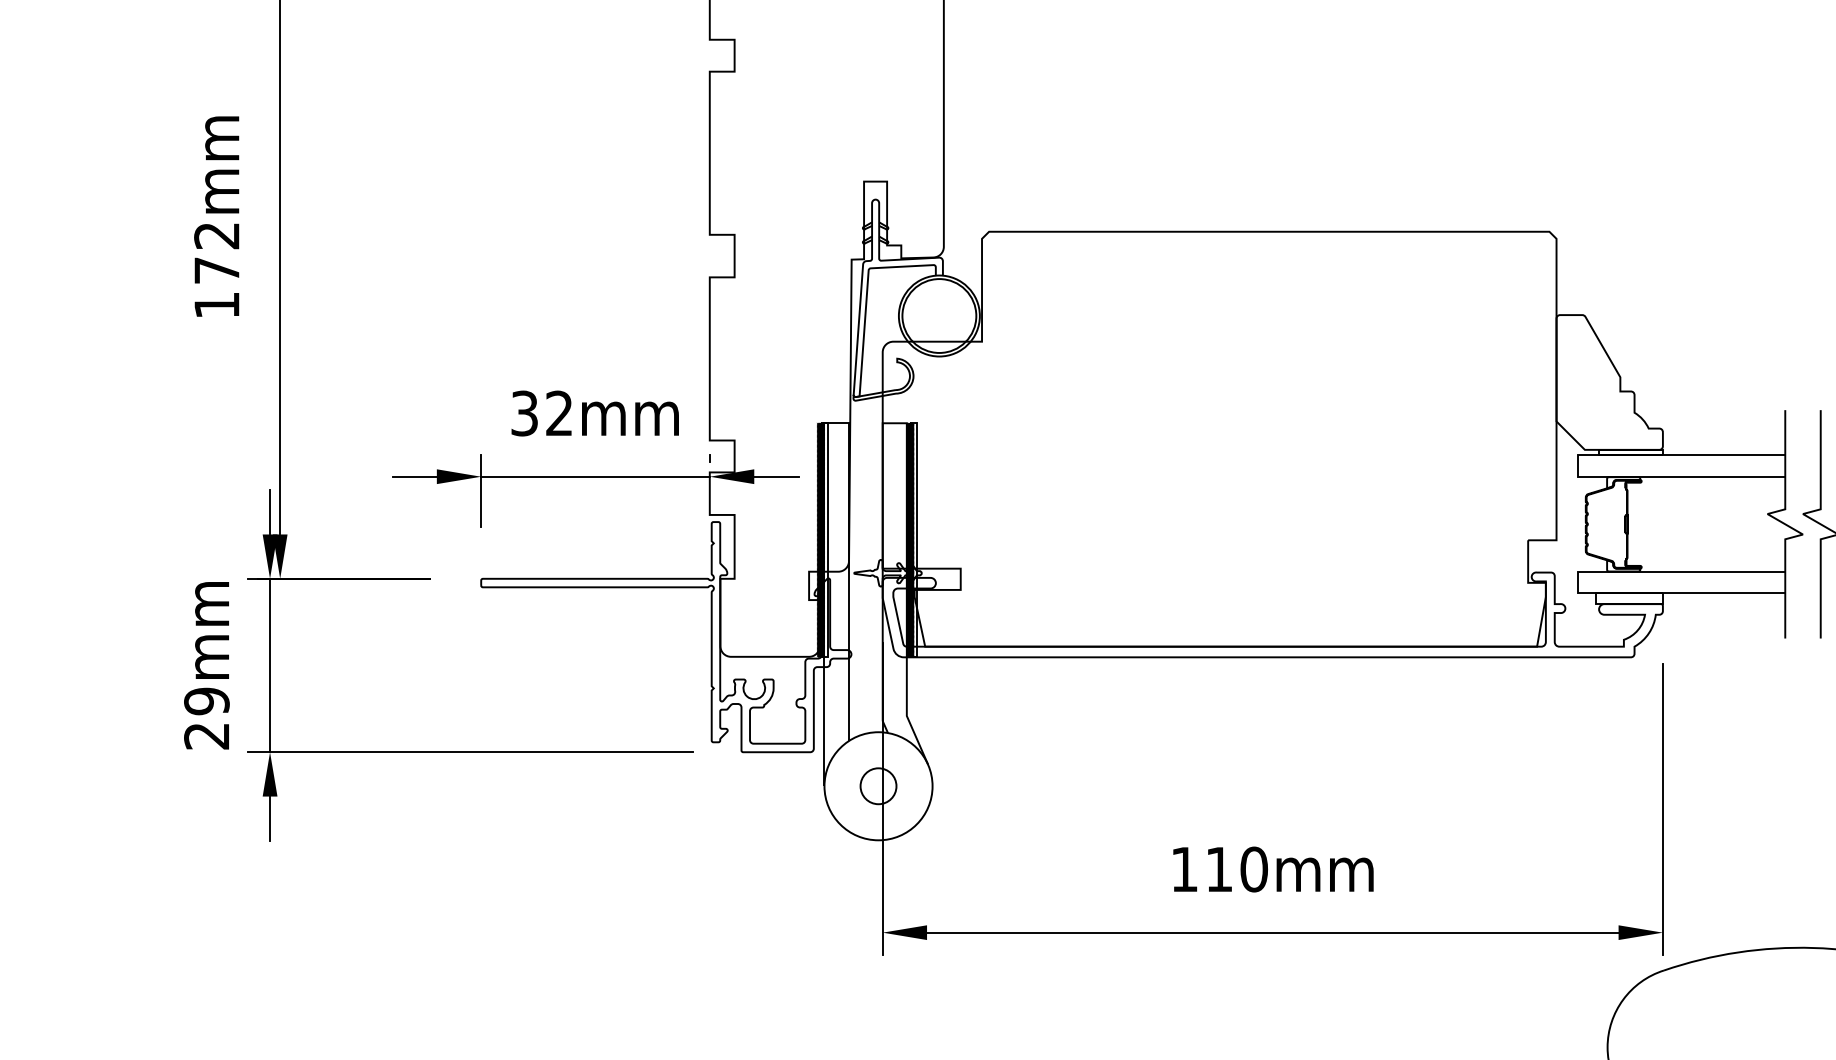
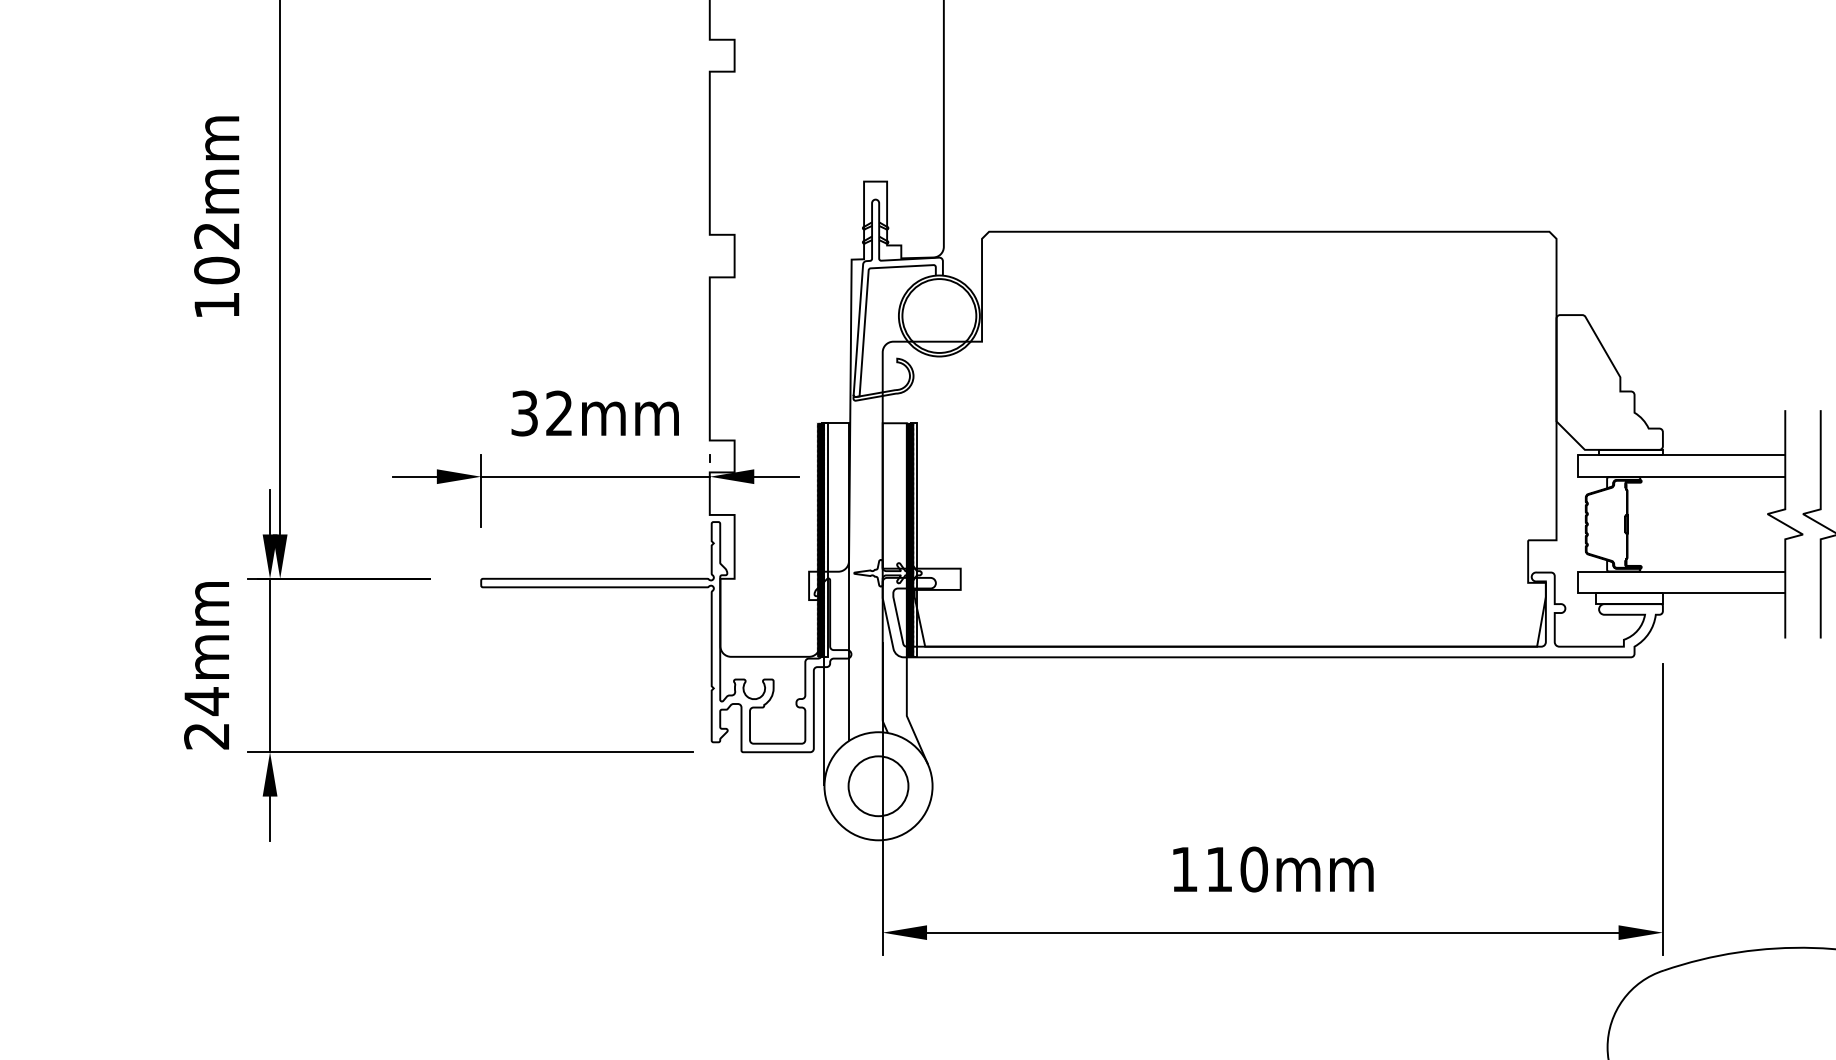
text: 172mm -> 102mm (216, 270)
text: 29mm -> 24mm (206, 701)
circle diameter: 36 px -> 60 px (878, 786)
